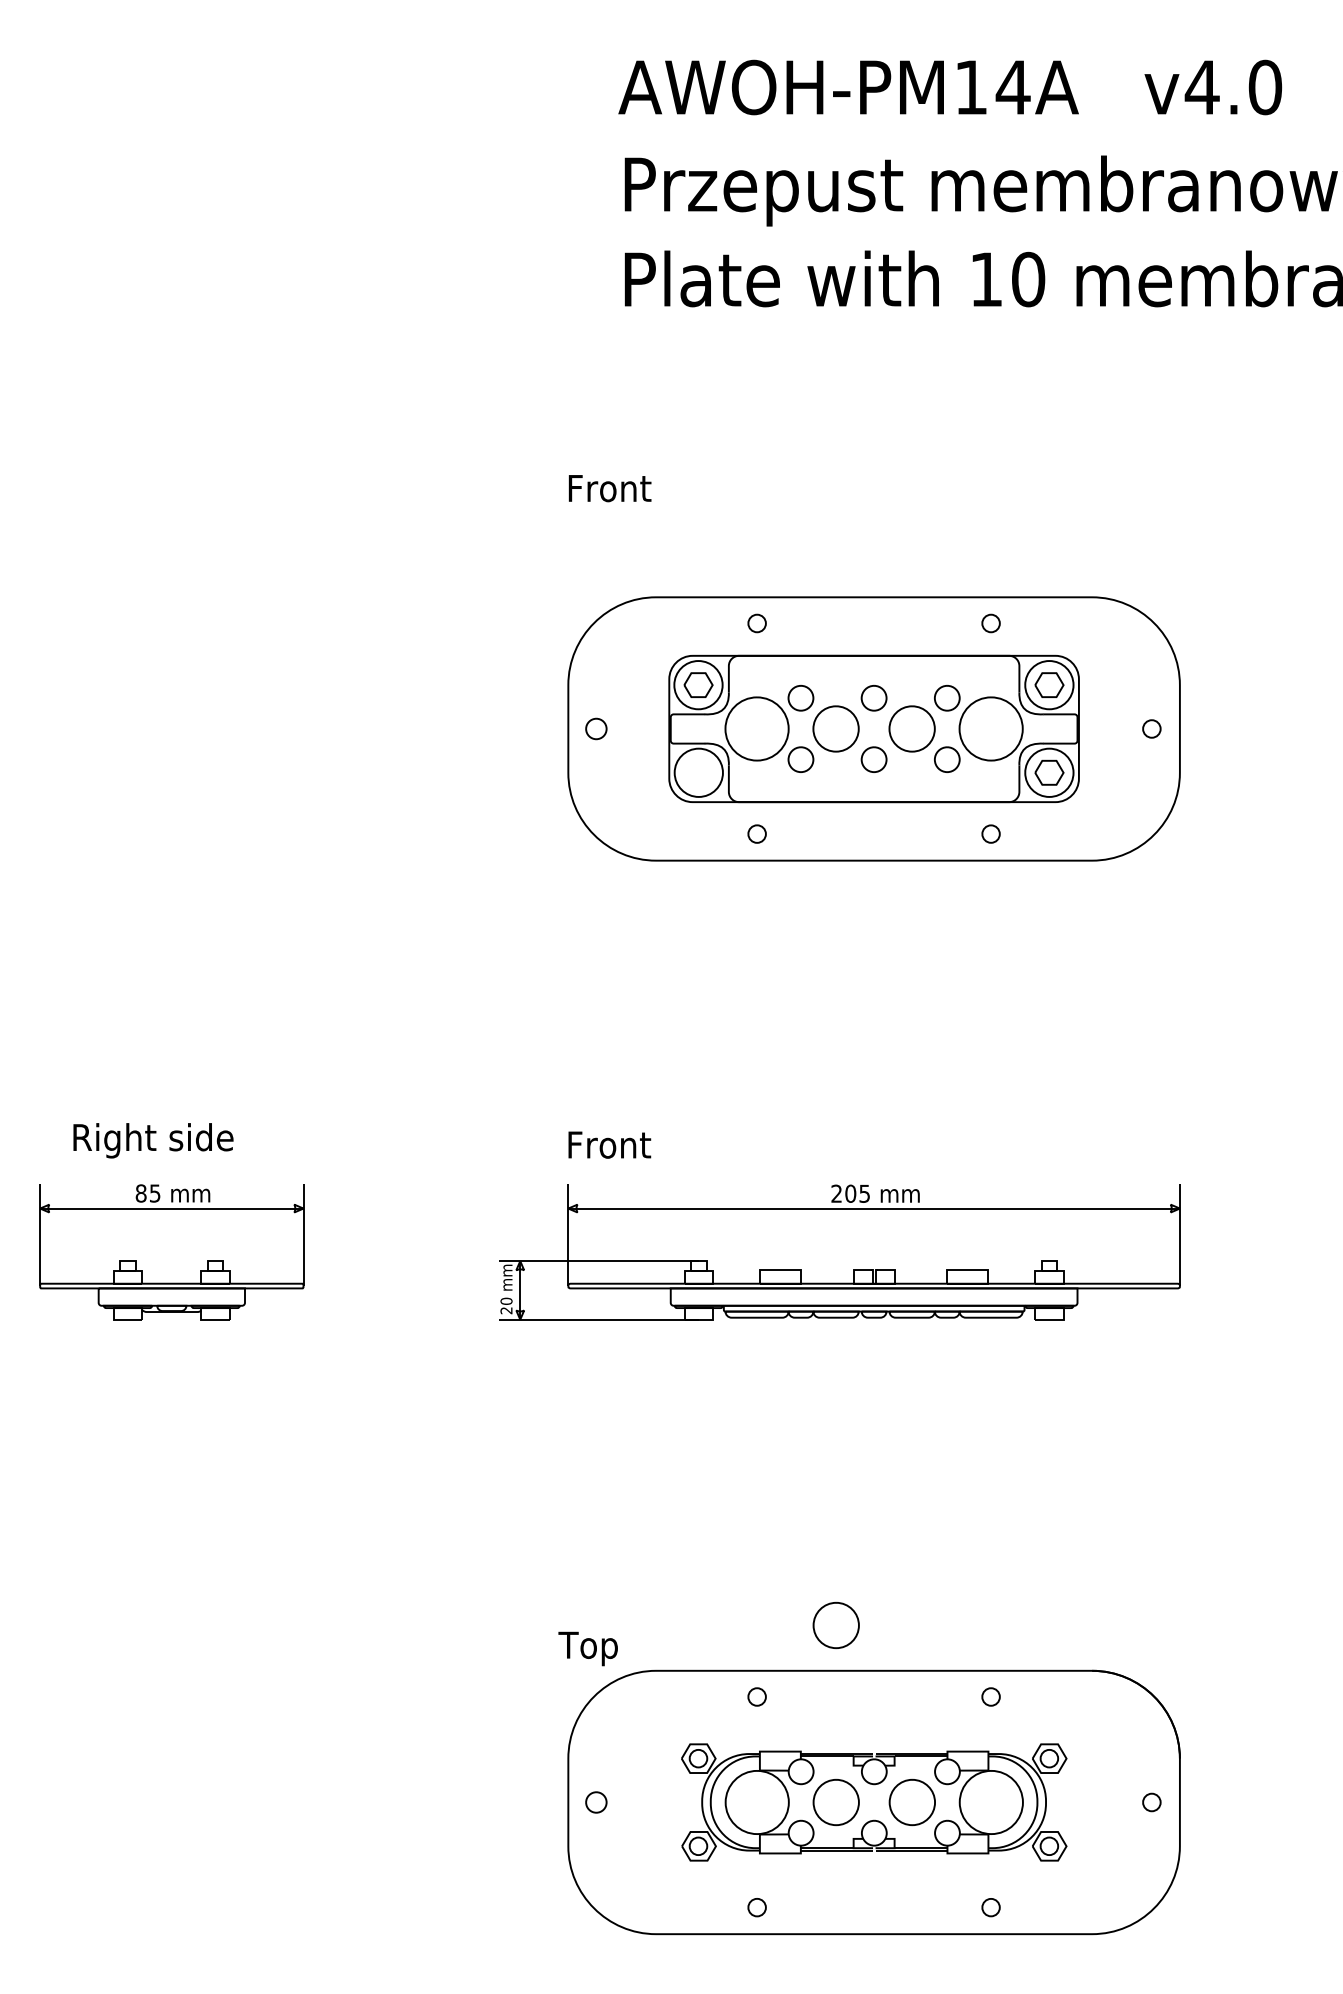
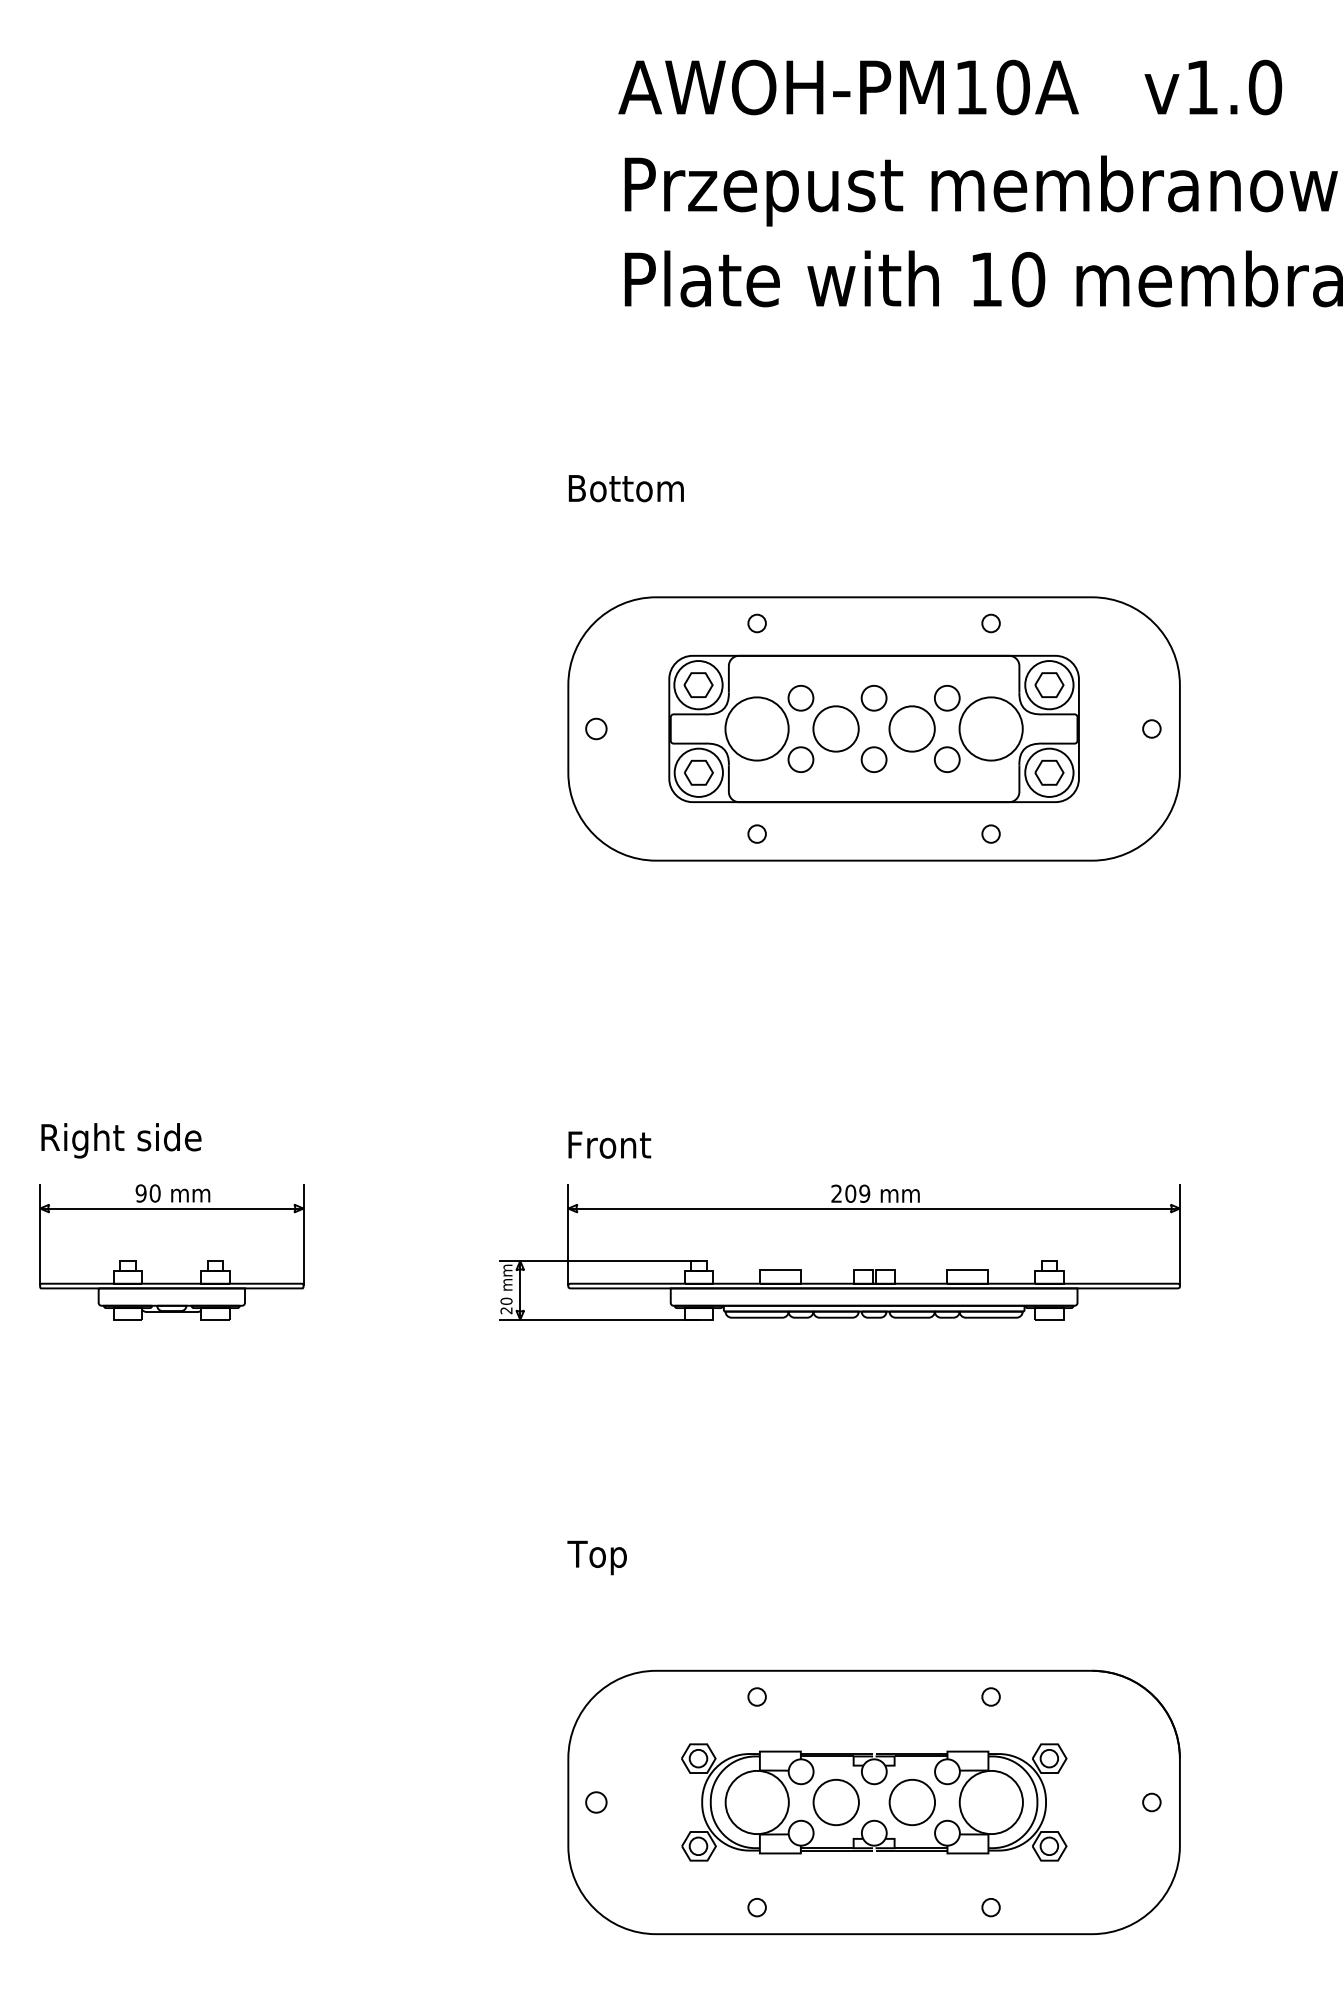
text: AWOH-PM14A -> AWOH-PM10A (1012, 87)
text: v4.0 -> v1.0 (1201, 87)
text: Front -> Bottom (627, 488)
part: none -> present (698, 772)
text position: (153, 1140) -> (121, 1140) (121, 1140)
text: 85 -> 90 (147, 1193)
text: 205 -> 209 (864, 1193)
part: present -> none (835, 1625)
text position: (587, 1648) -> (596, 1557) (596, 1557)
